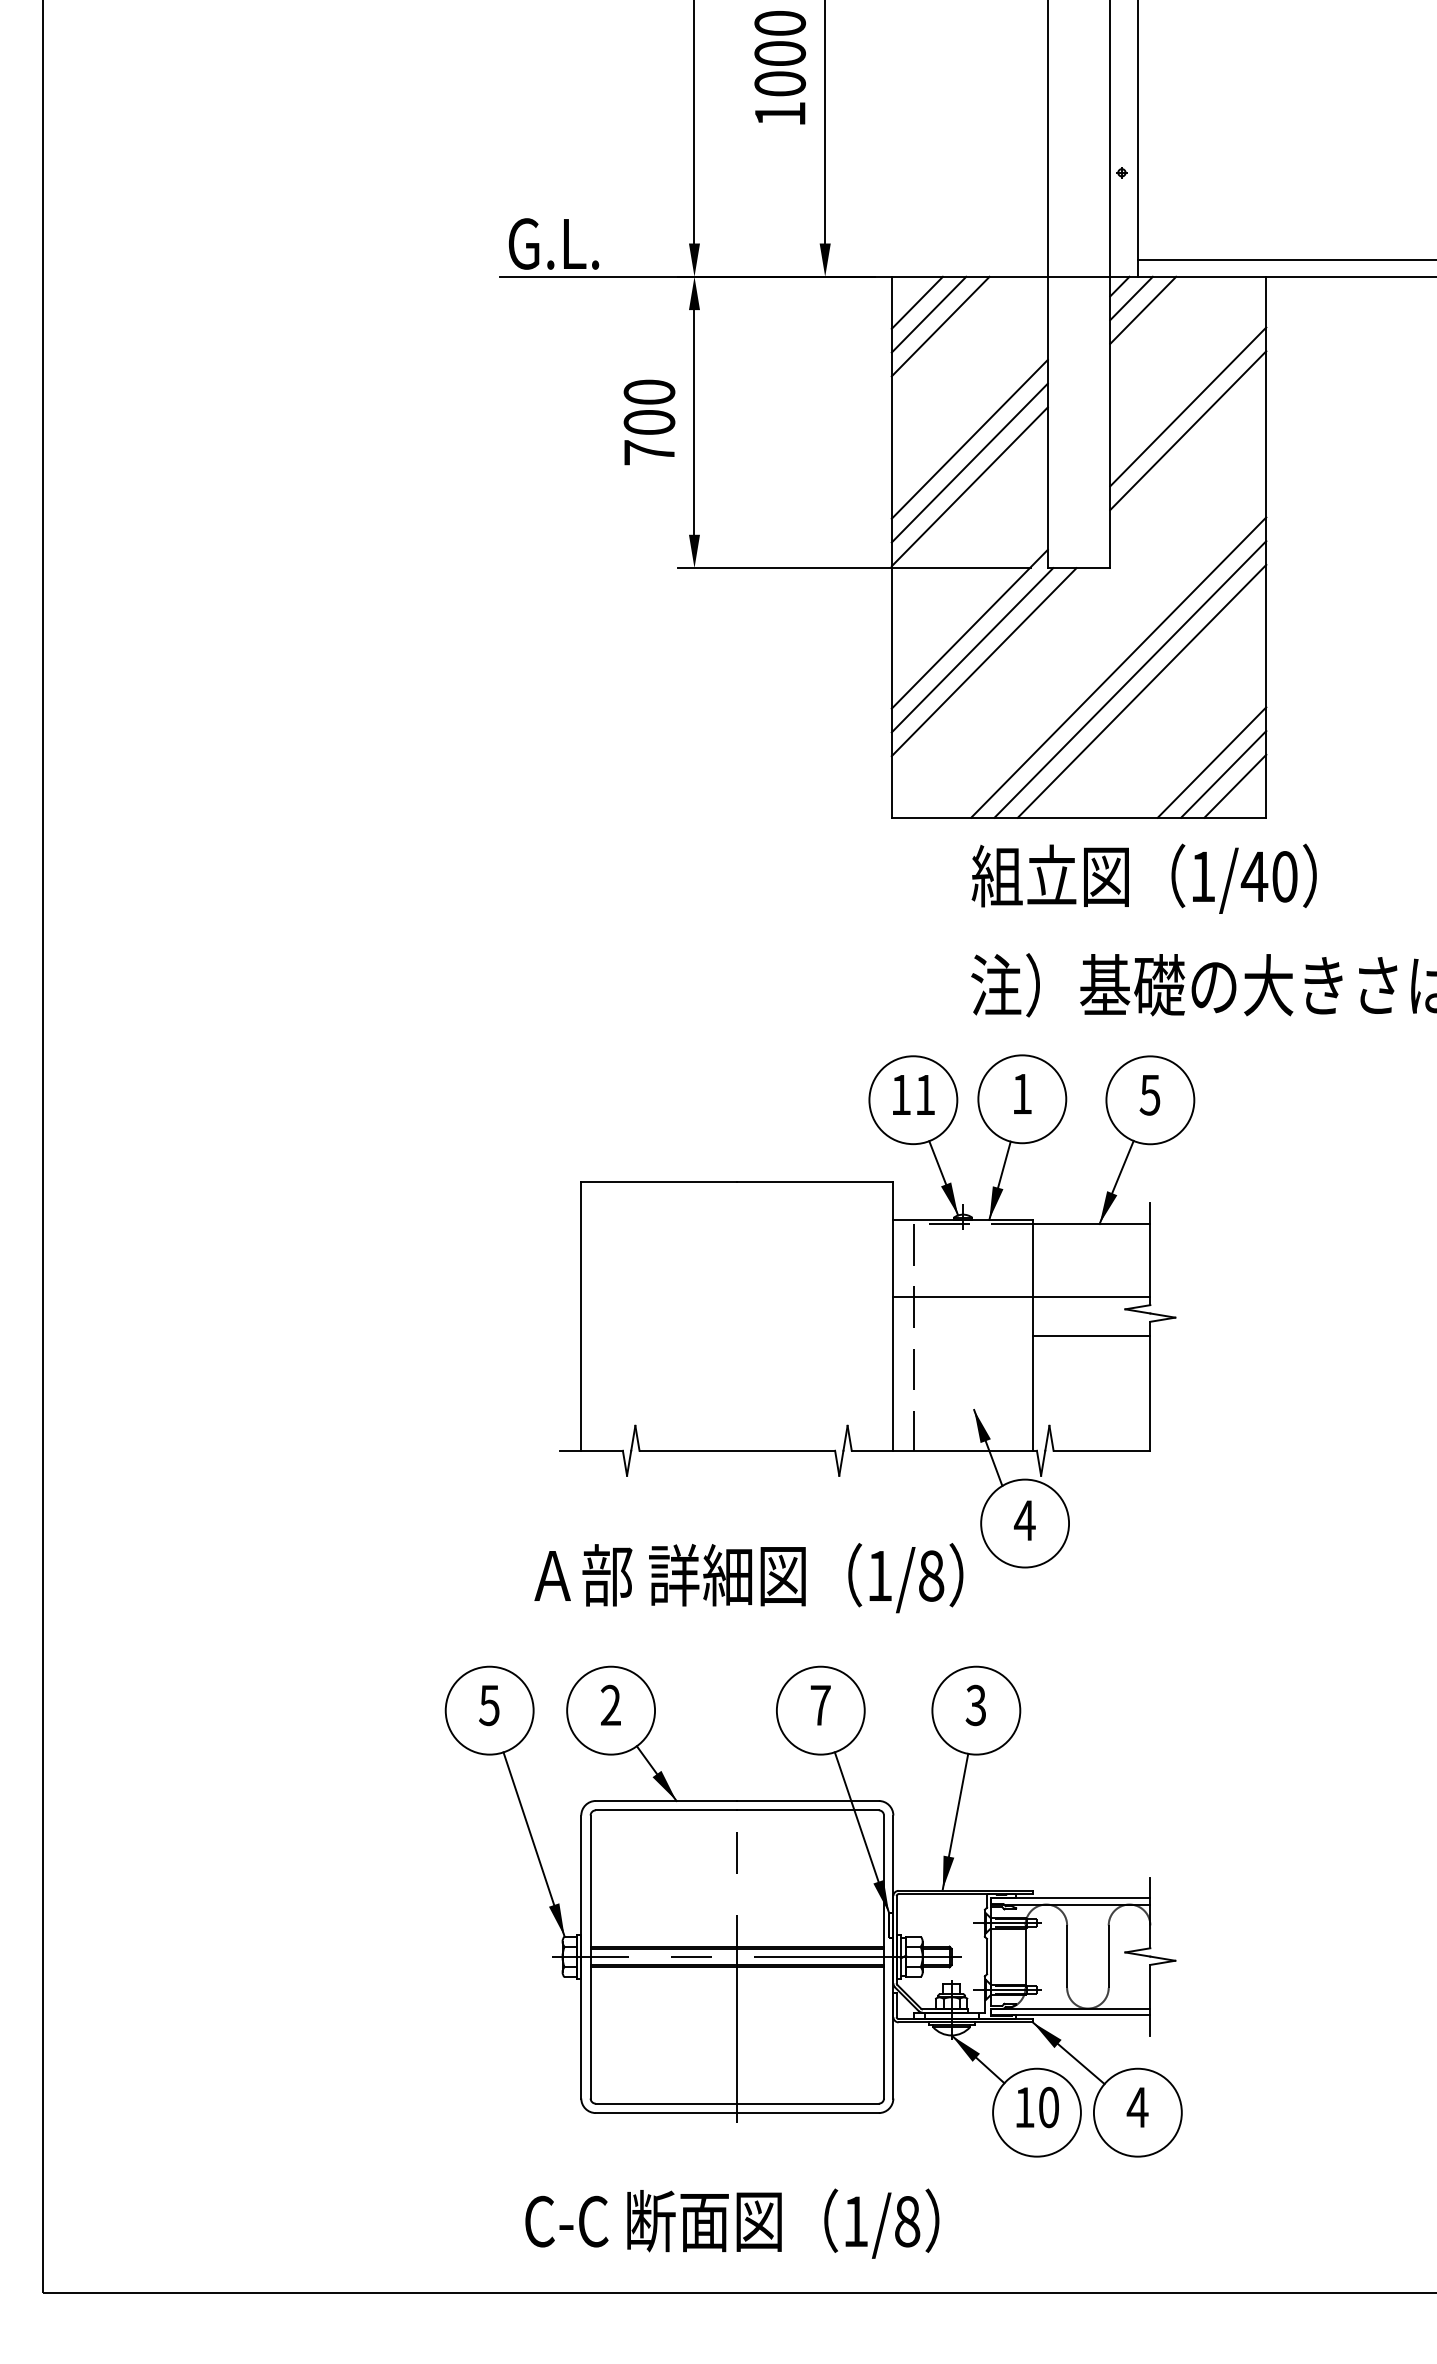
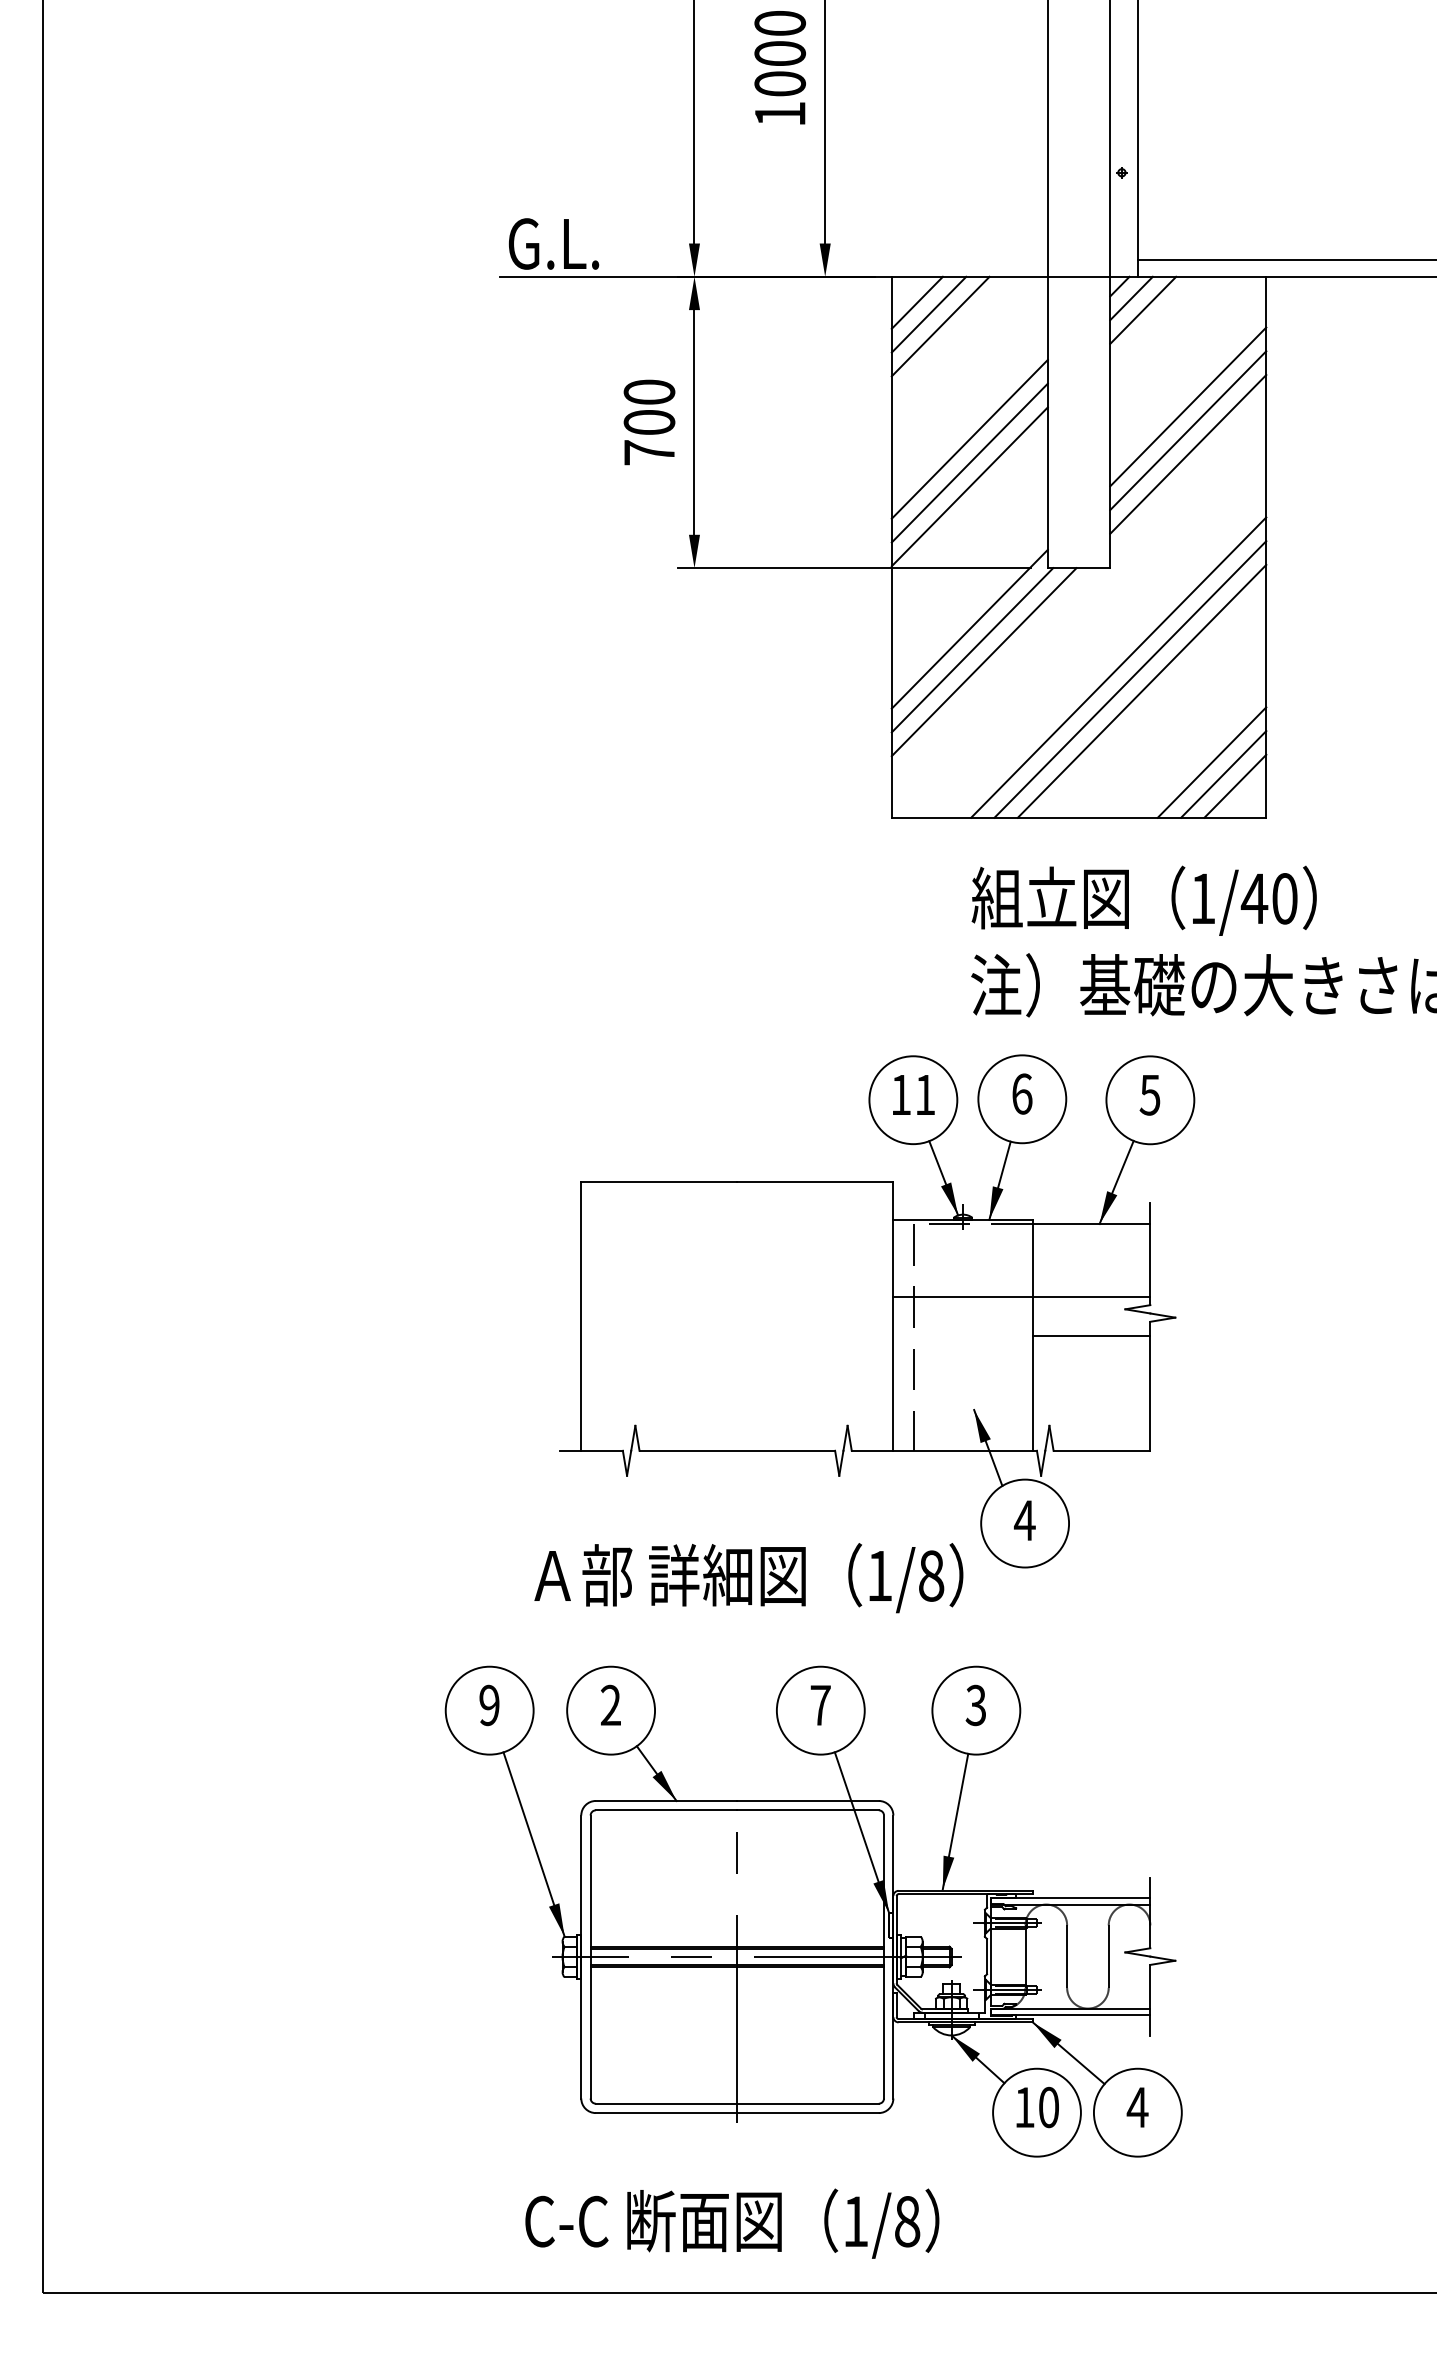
line: none -> present (1188, 454)
text position: (1143, 878) -> (1143, 900) (1143, 900)
text: 1 -> 6 (1022, 1093)
text: 5 -> 9 (489, 1705)
